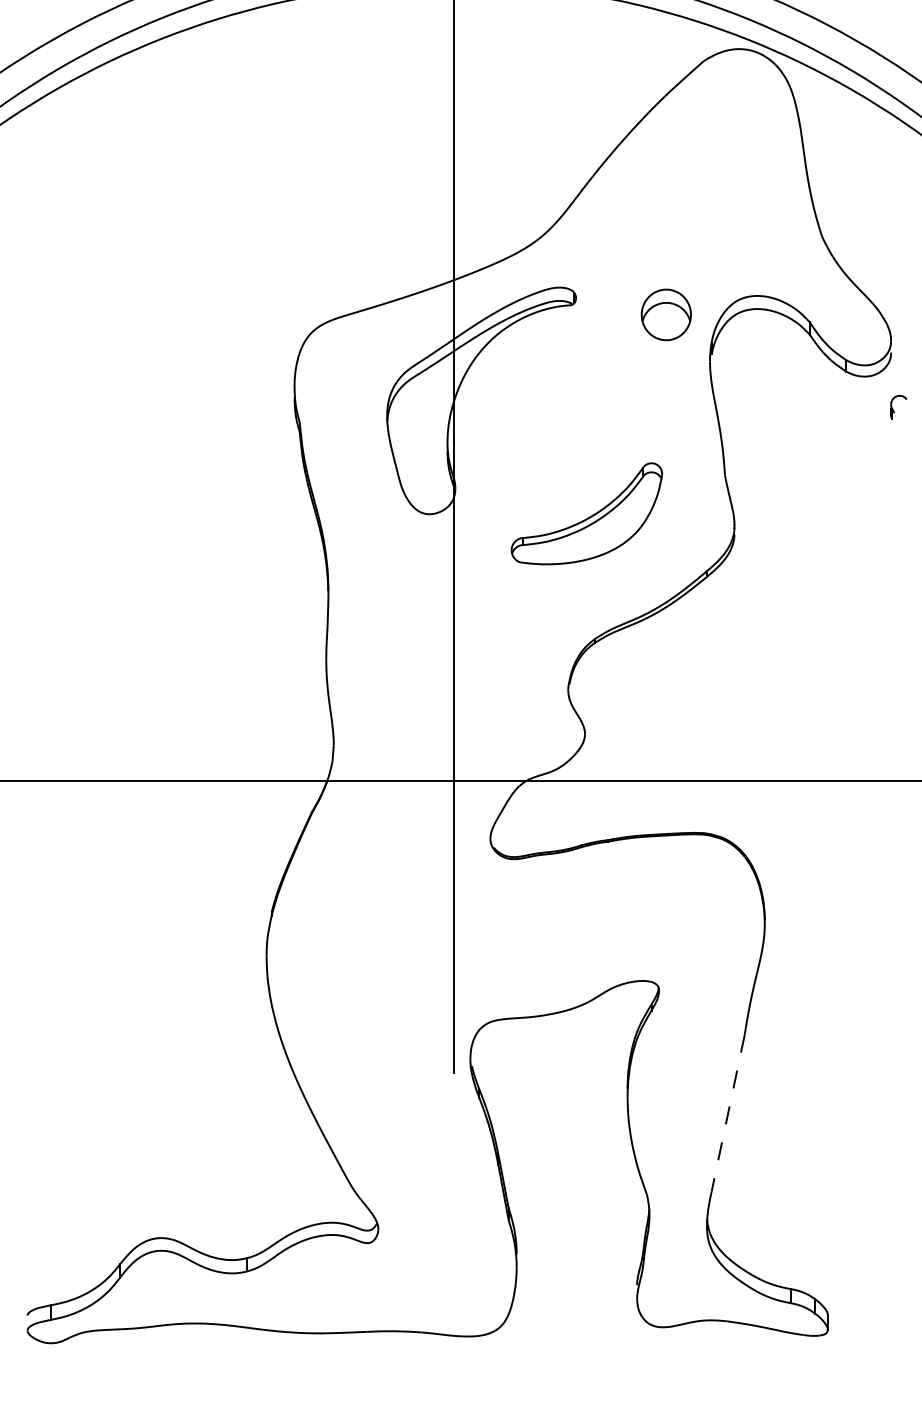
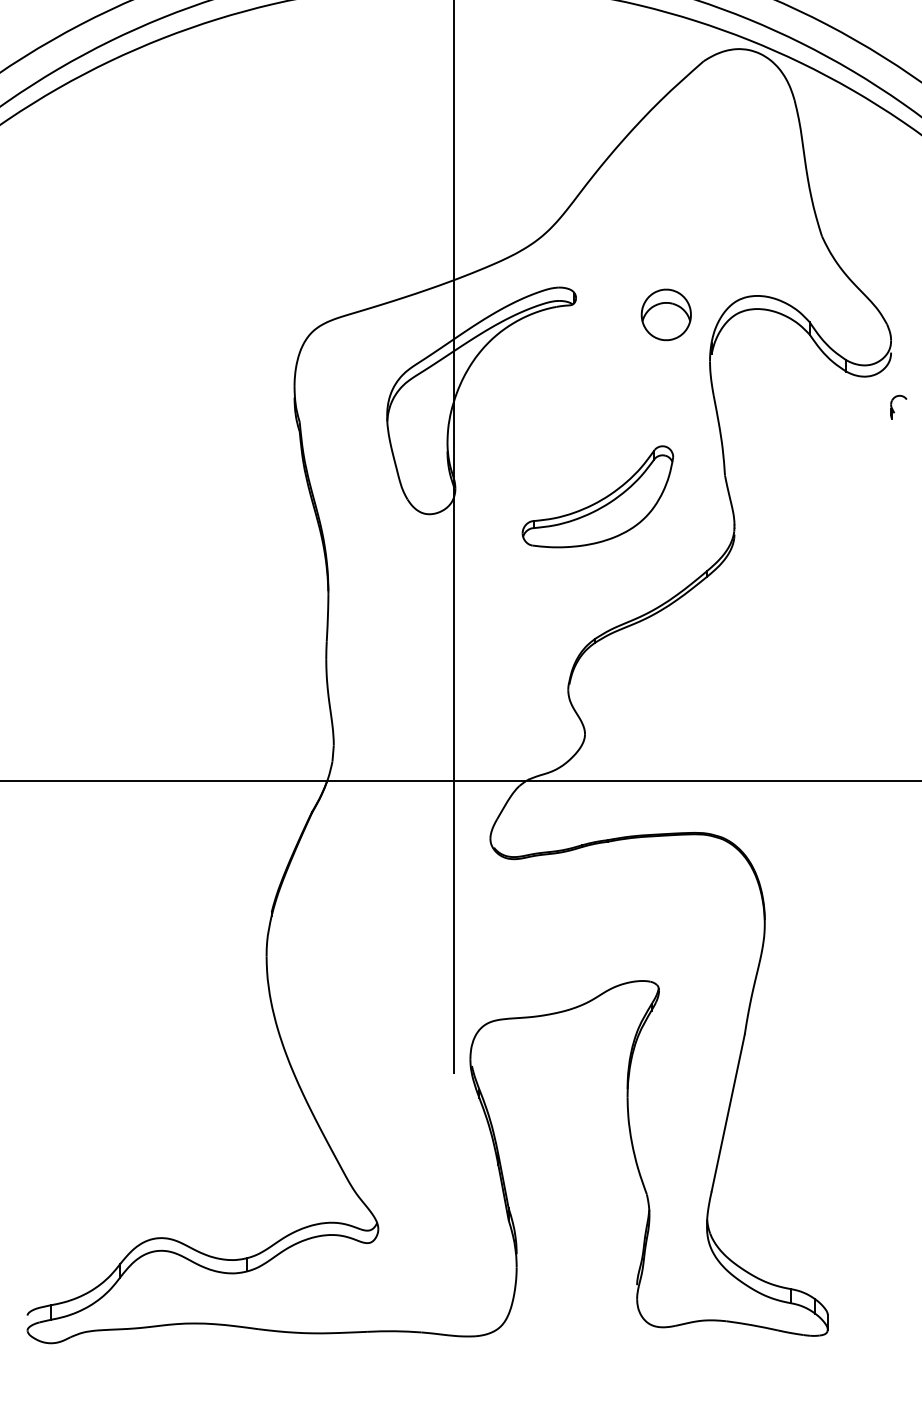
part position: (586, 513) -> (597, 496) (597, 496)
line: dashed -> solid (728, 1113)
